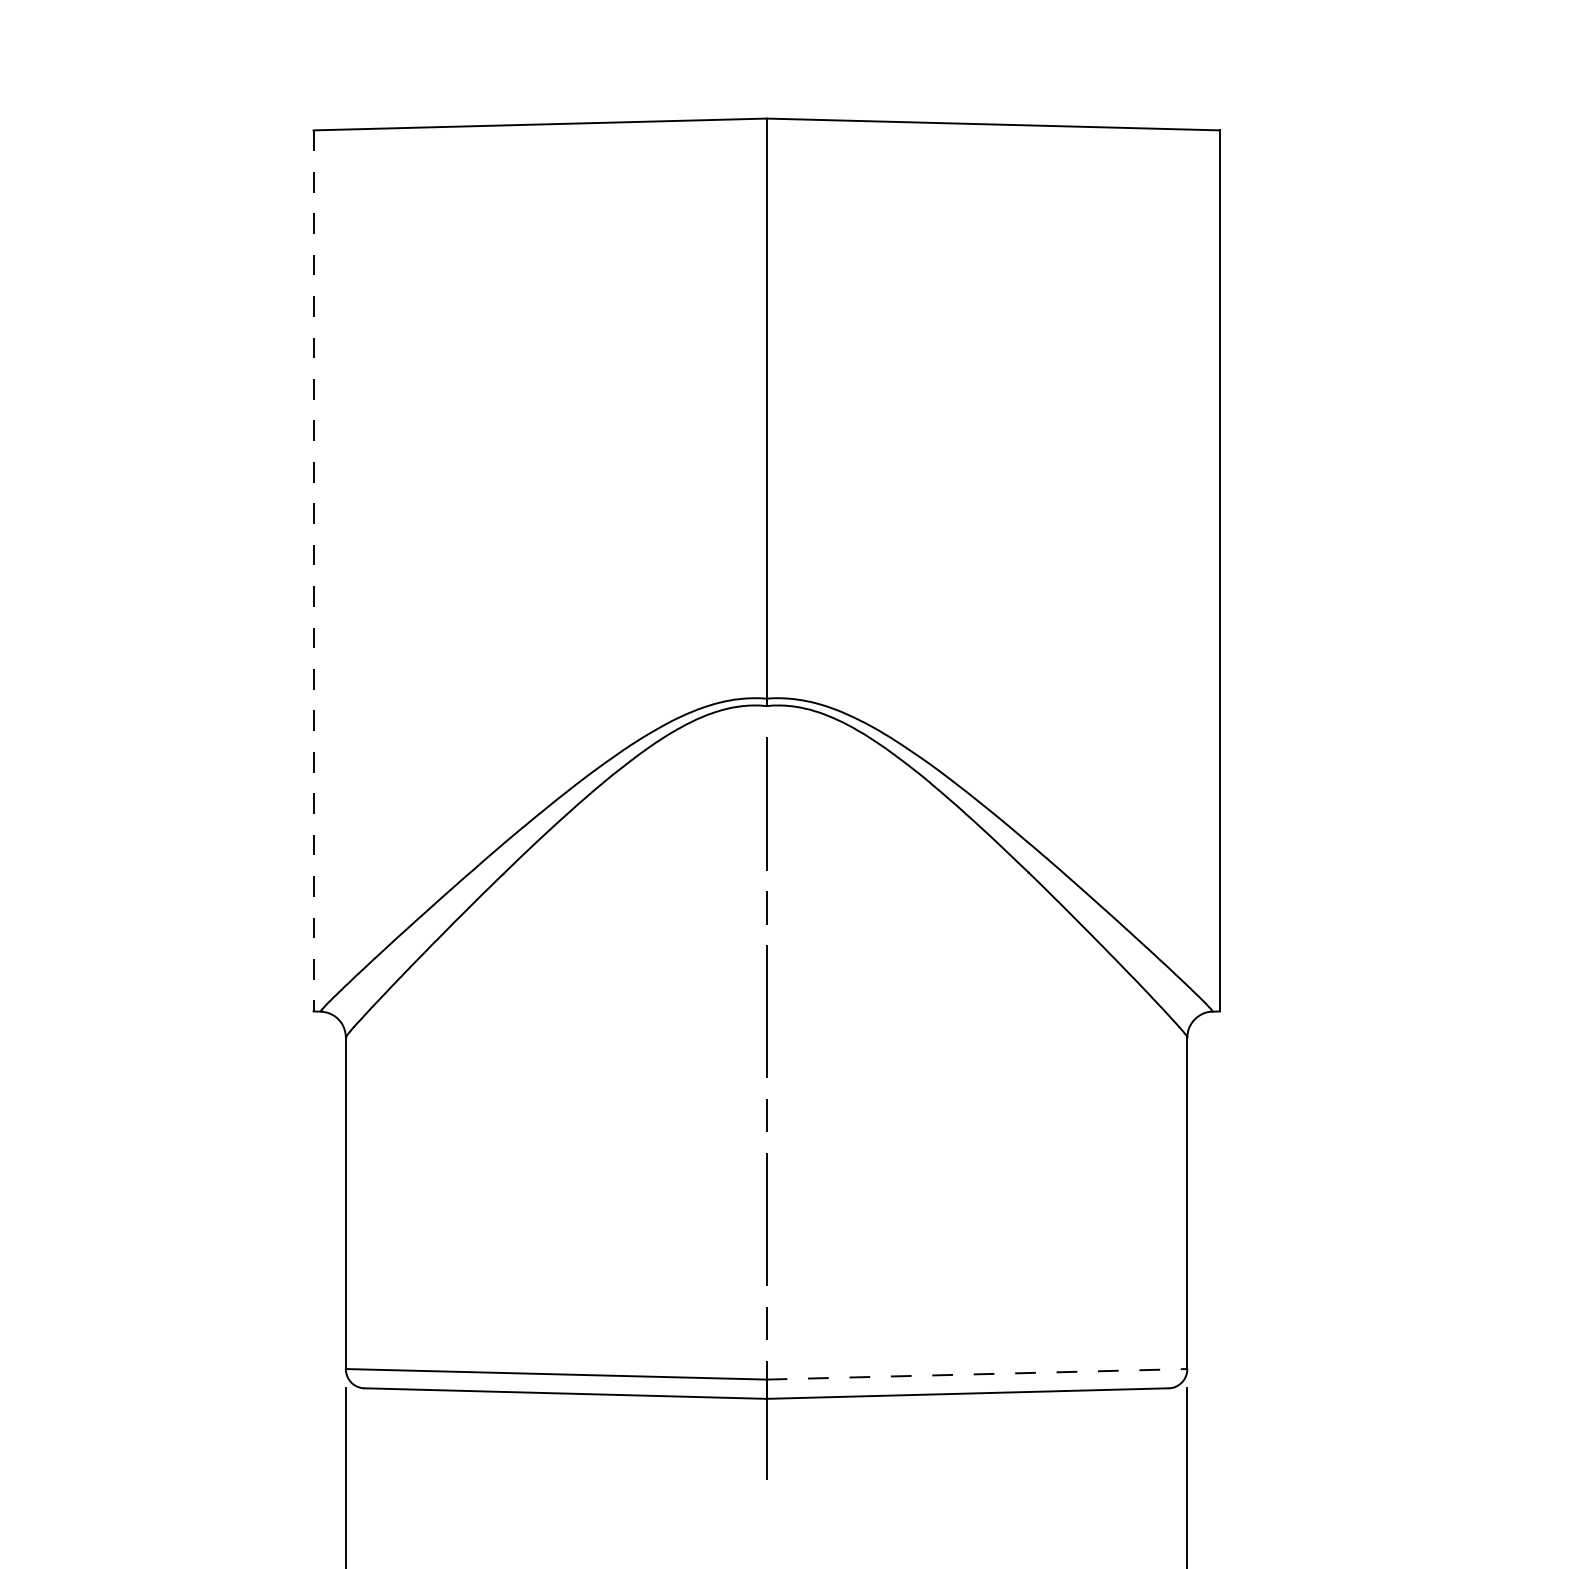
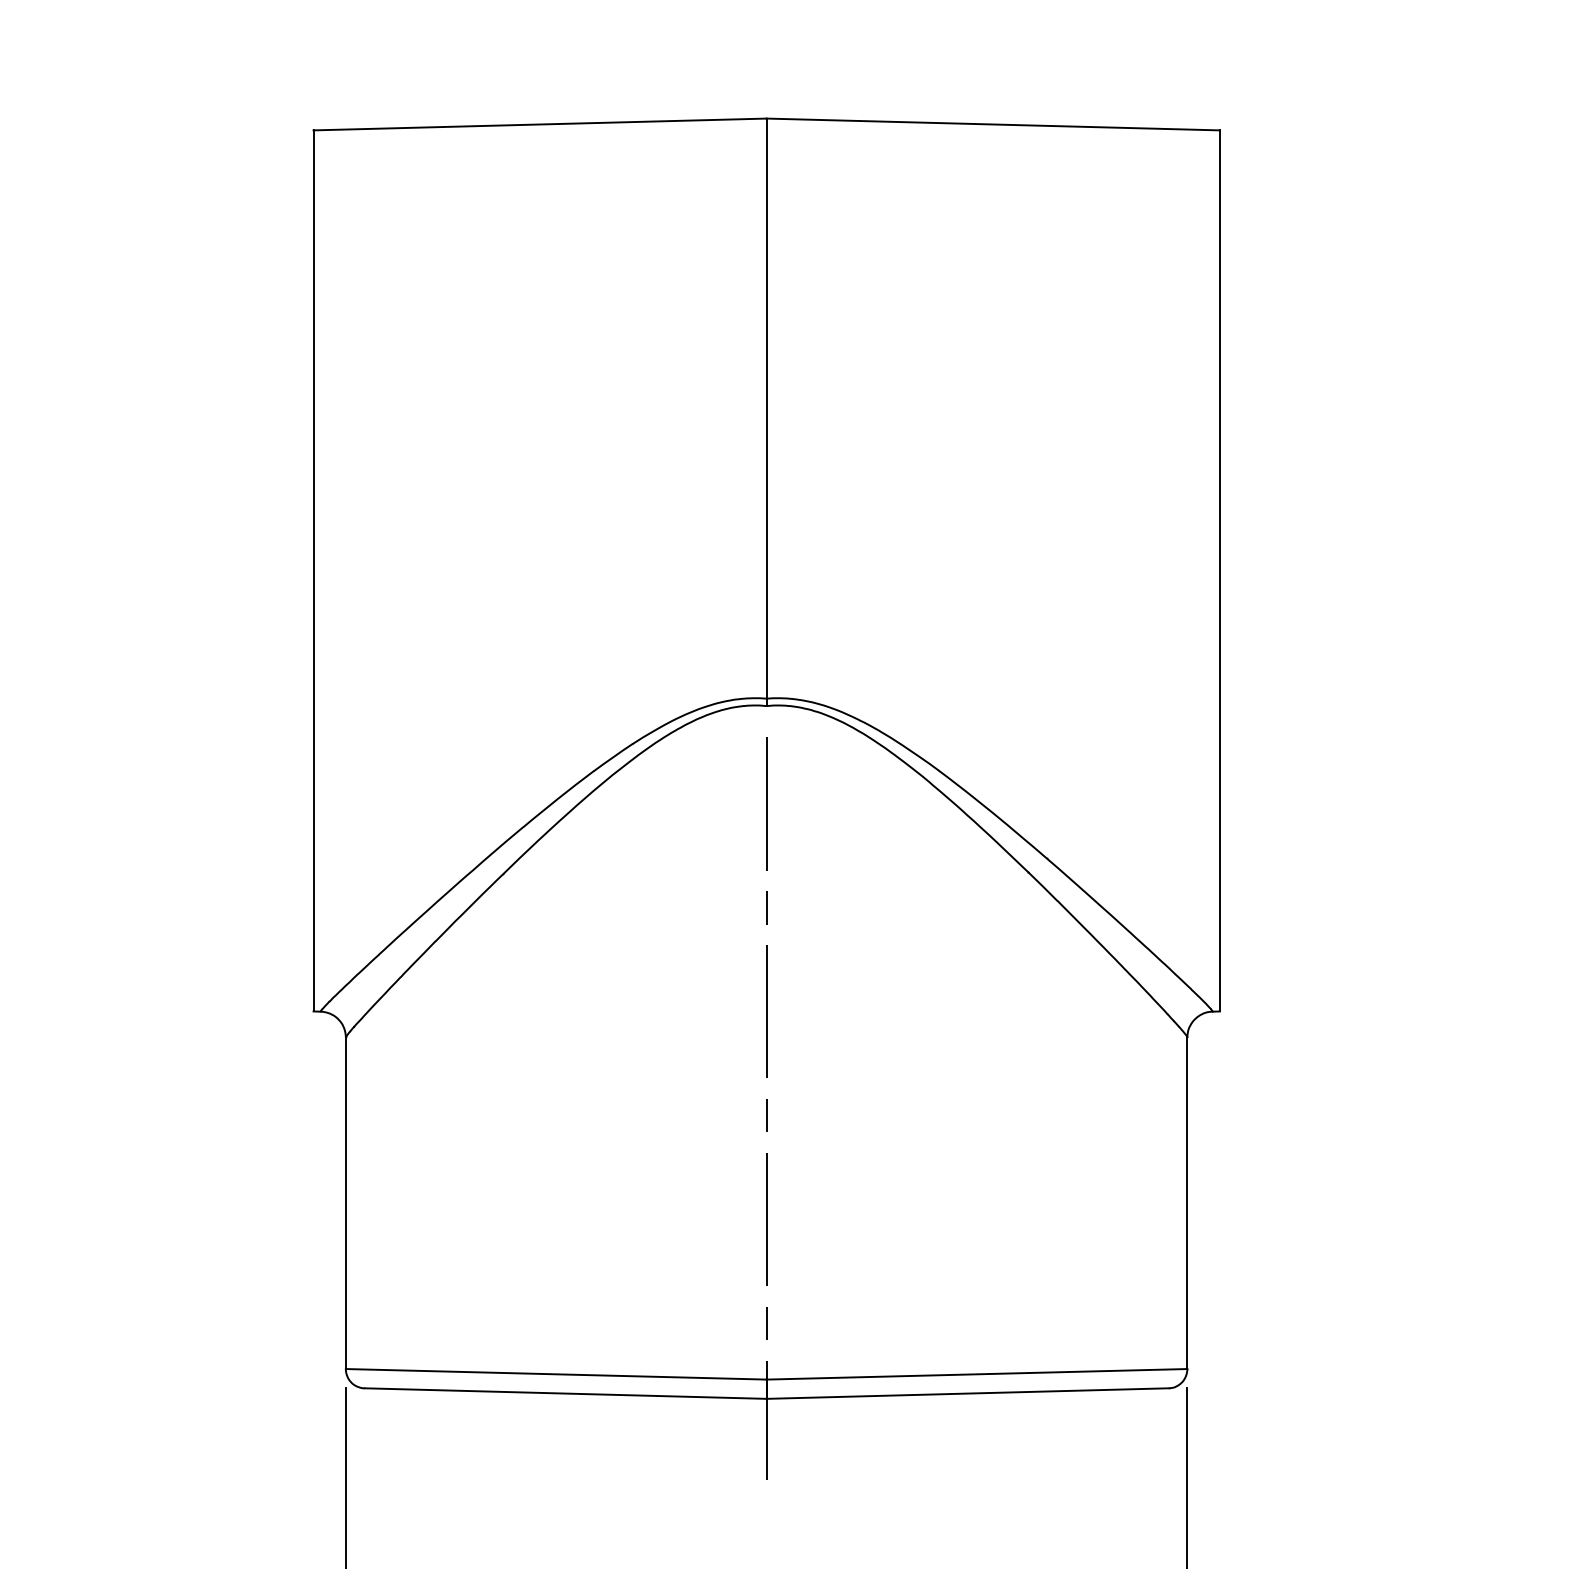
line: dashed -> solid (313, 570)
line: dashed -> solid (977, 1374)
